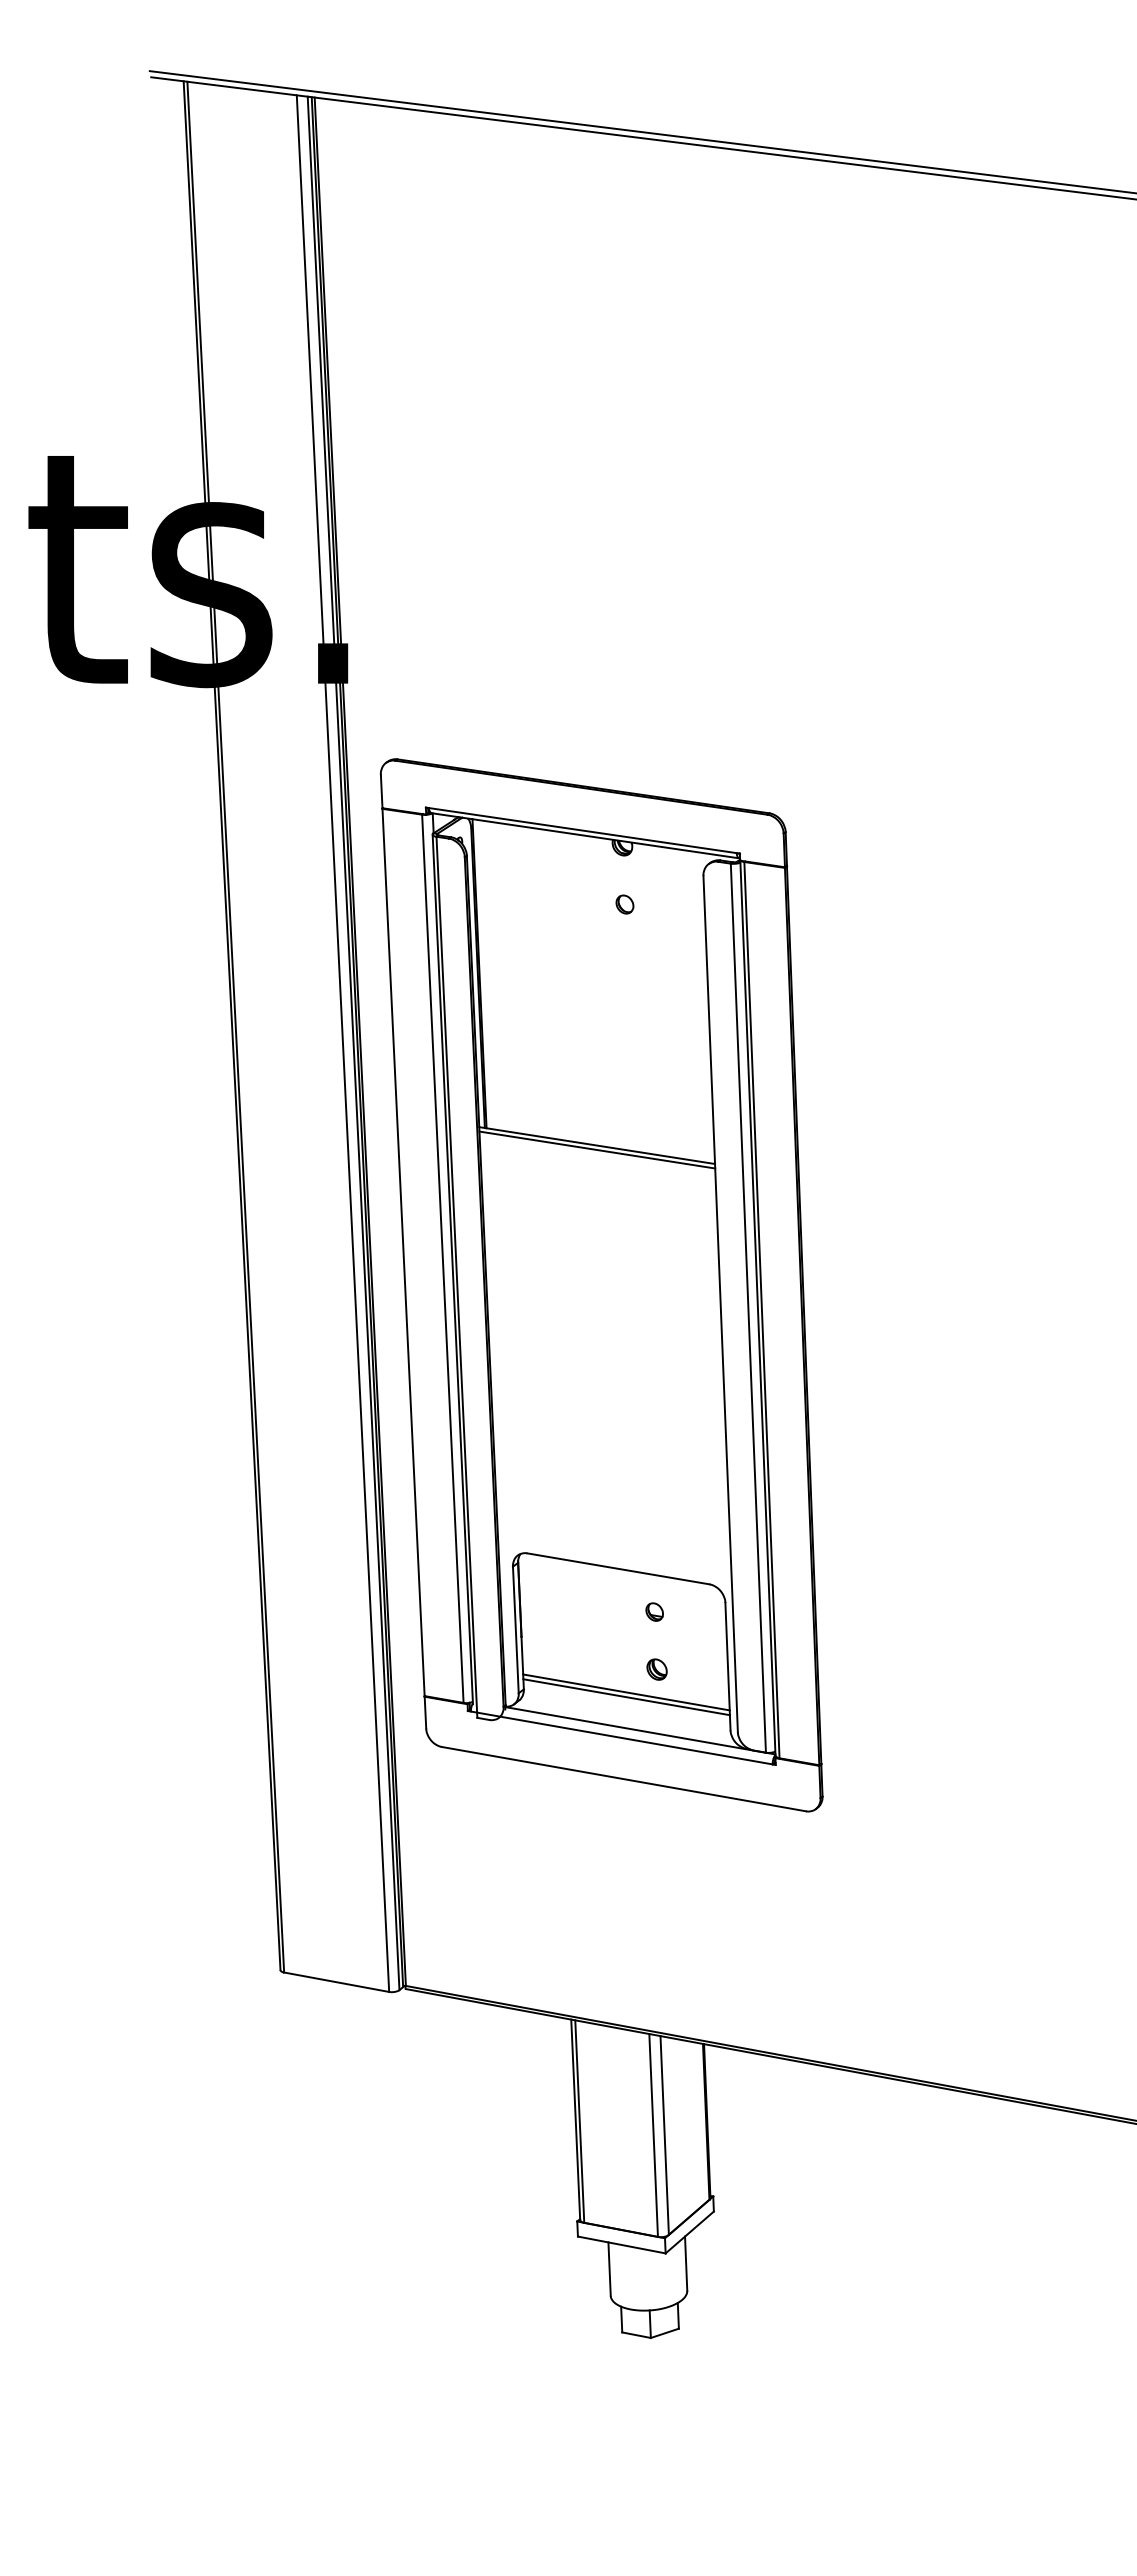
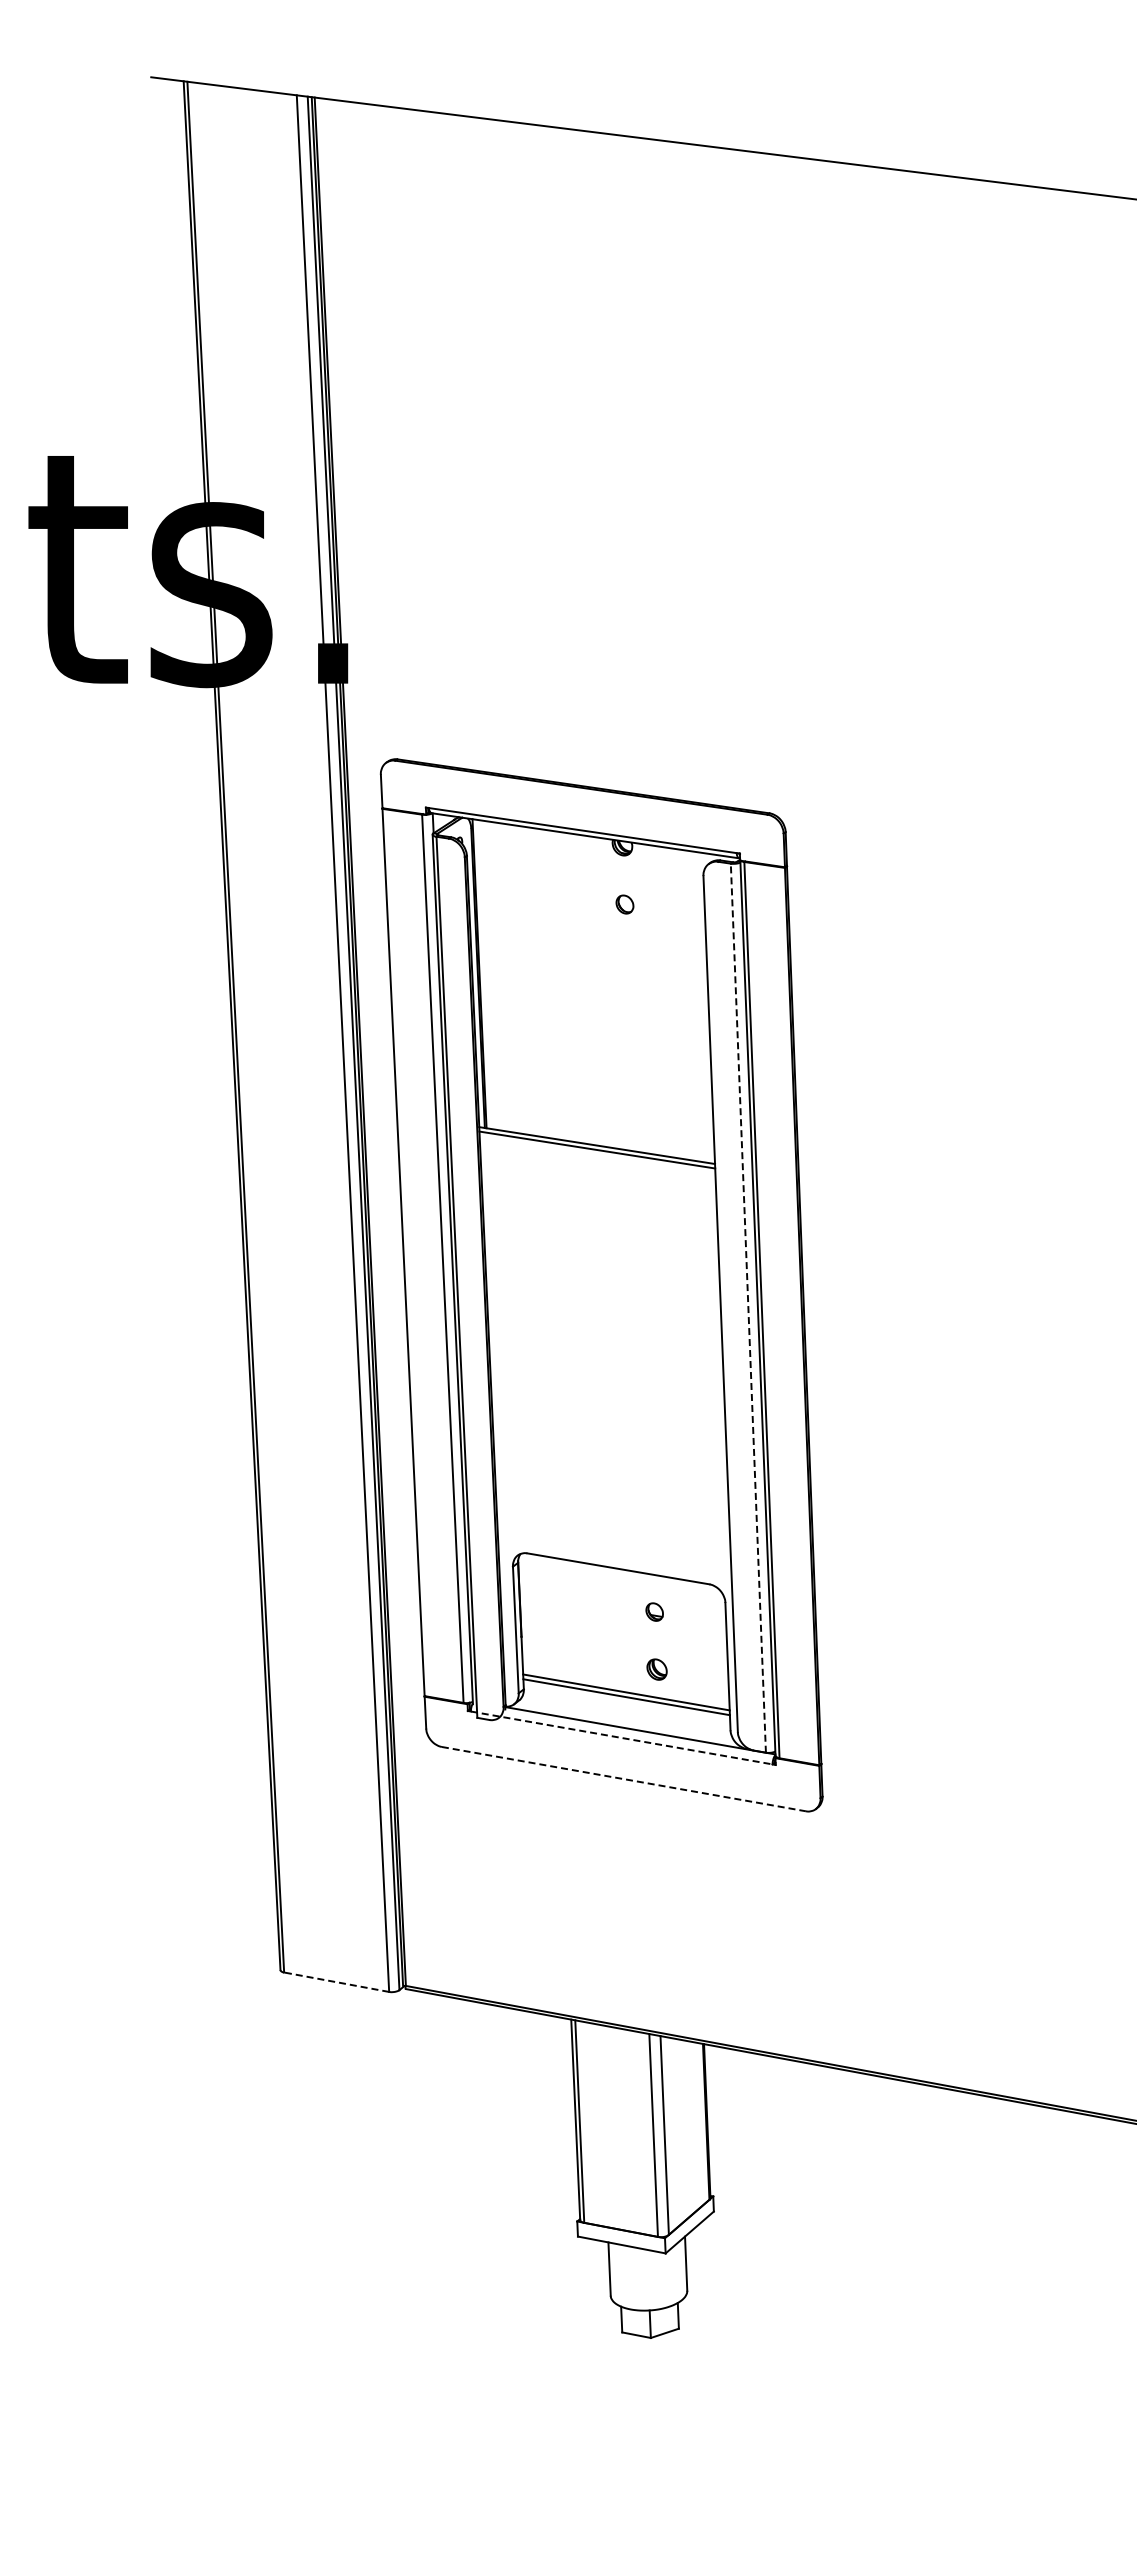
line: present -> none (641, 132)
line: solid -> dashed (748, 1308)
line: solid -> dashed (622, 1738)
line: solid -> dashed (623, 1779)
line: solid -> dashed (336, 1982)
